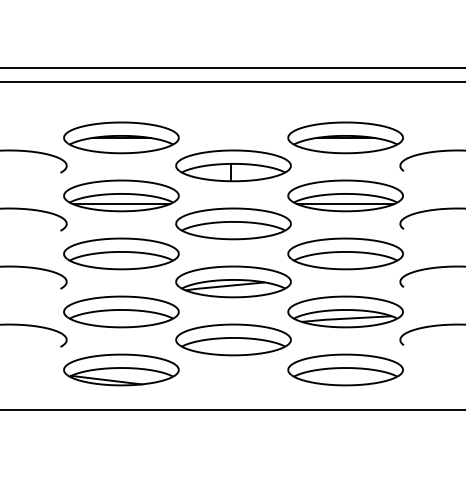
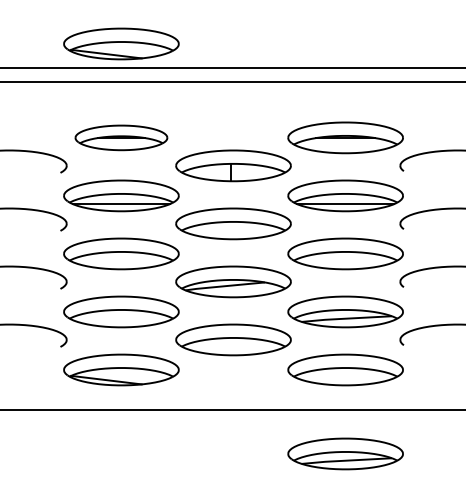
part: none -> present (121, 43)
part size: 117x34 px -> 95x28 px (121, 137)
part: none -> present (345, 453)
